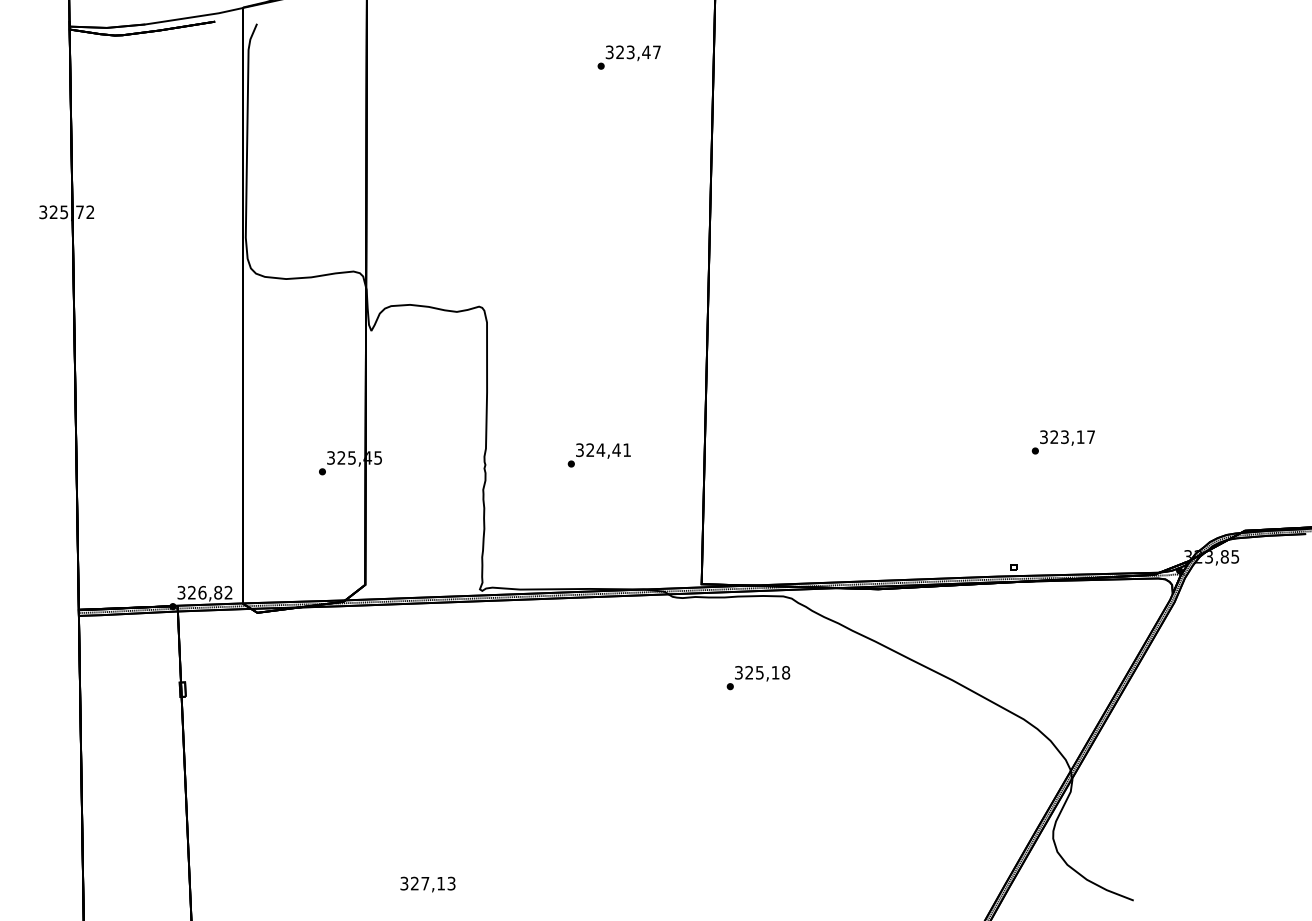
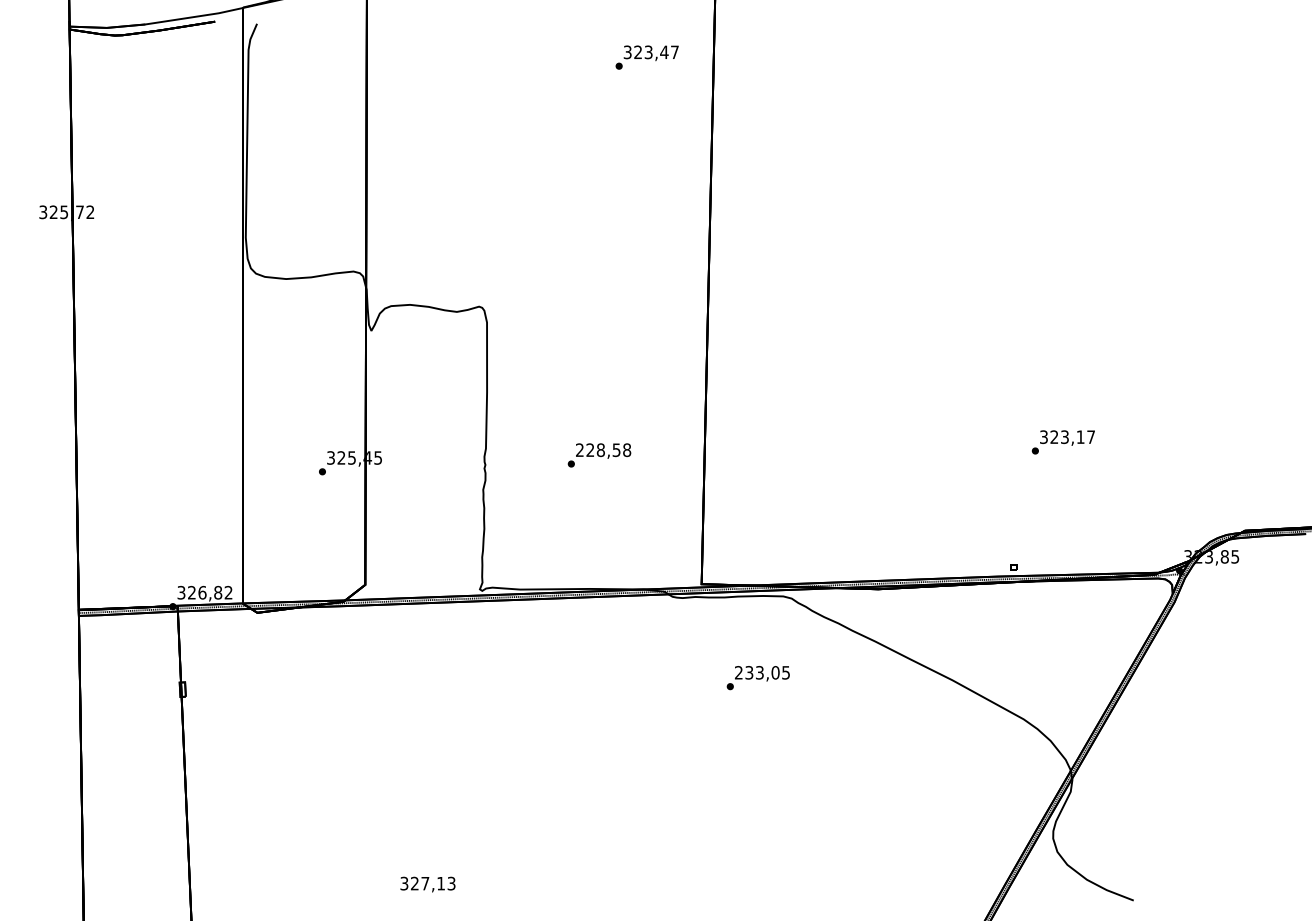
text position: (628, 57) -> (646, 57) (646, 57)
text: 324,41 -> 228,58 (603, 450)
text: 325,18 -> 233,05 (762, 672)
